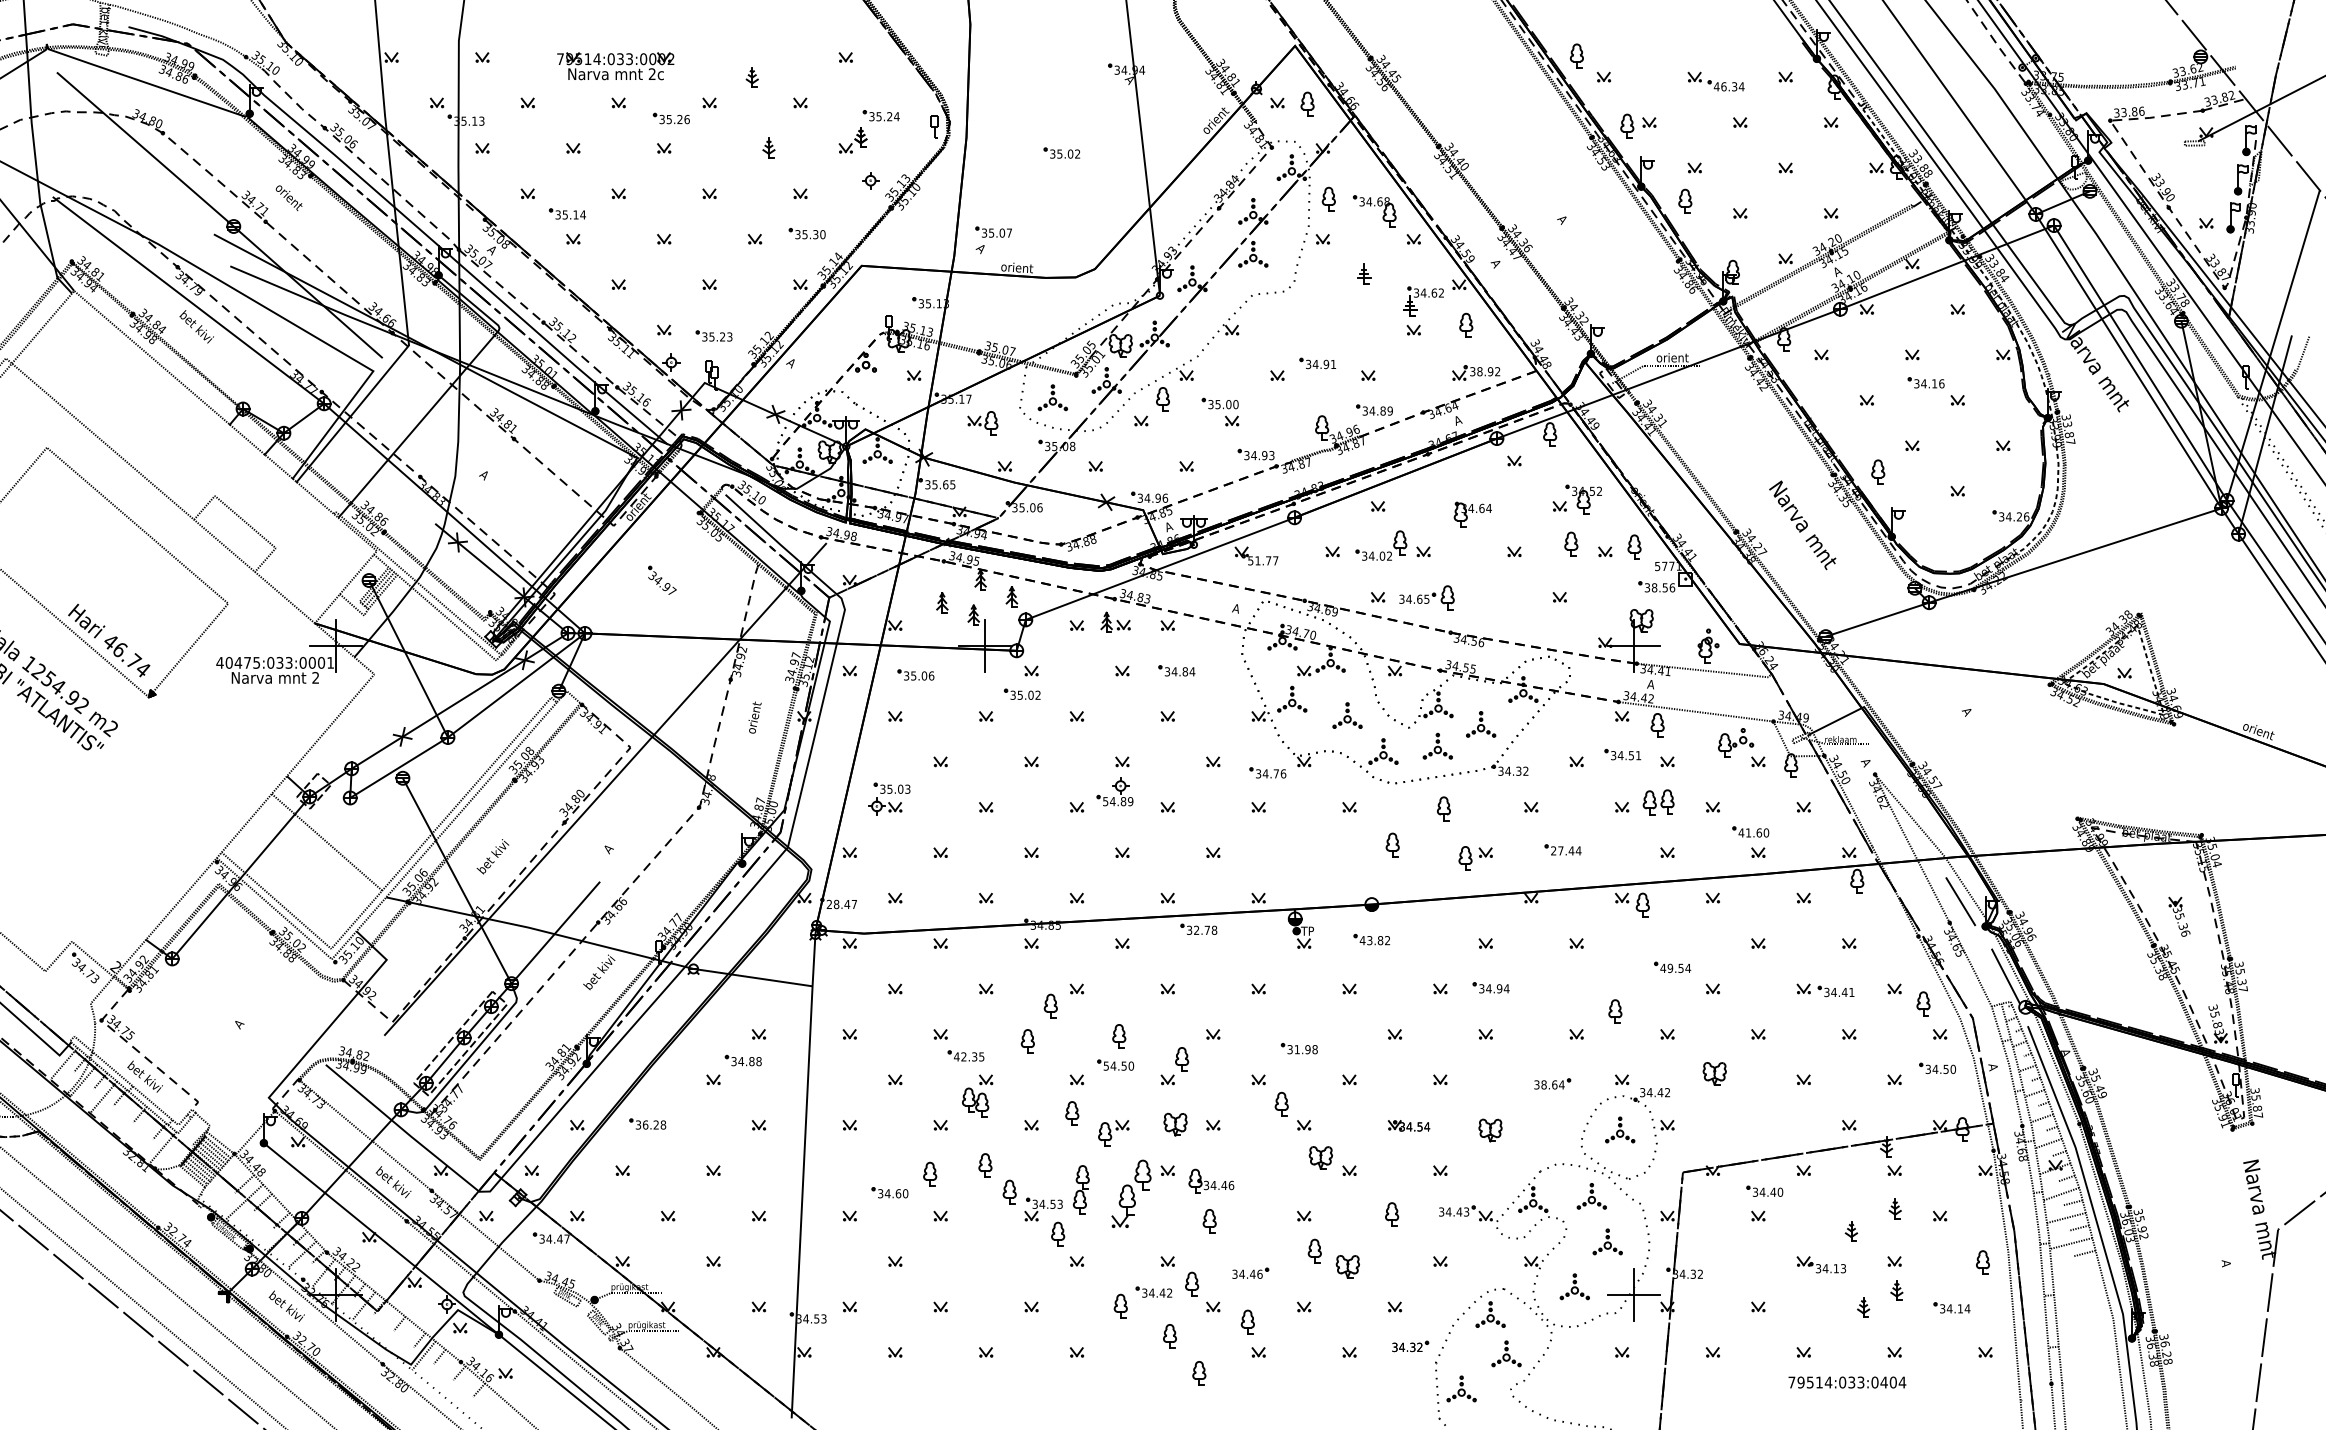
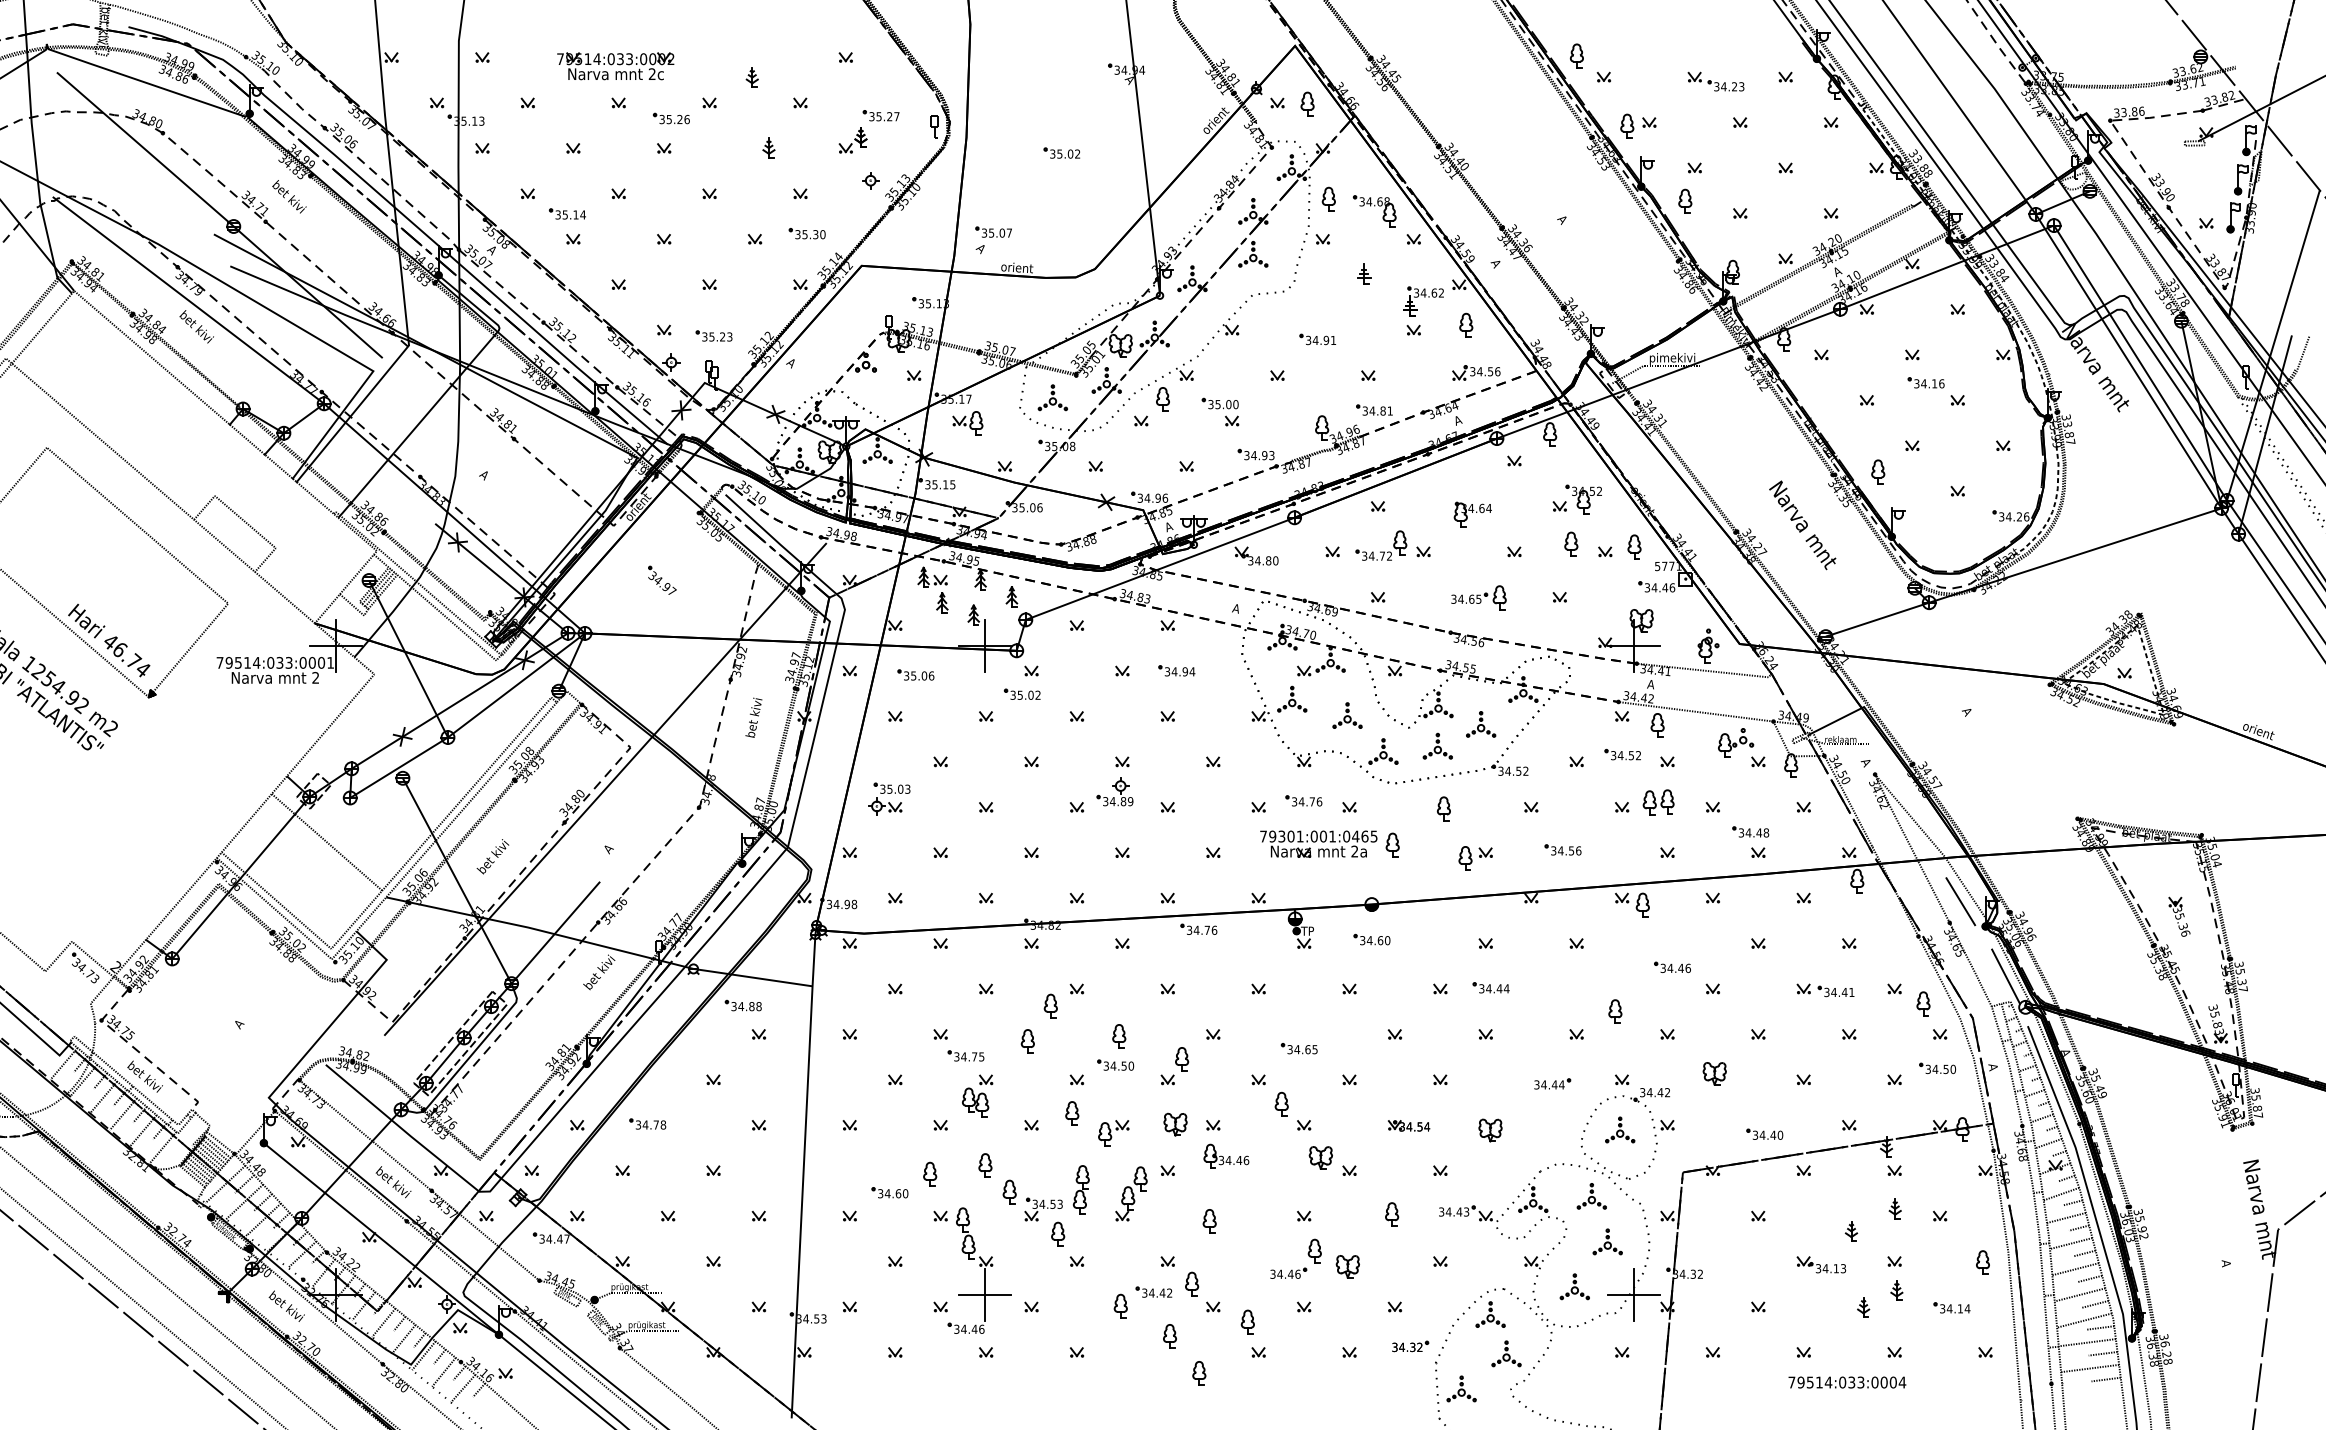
text: 46.34 -> 34.23 (1728, 86)
text: 35.24 -> 35.27 (896, 116)
text: orient -> bet kivi (289, 196)
text: orient -> pimekivi (1672, 358)
part position: (1317, 363) -> (1317, 339) (1317, 339)
text: 38.92 -> 34.56 (1488, 371)
text: 34.89 -> 34.81 (1389, 410)
part position: (982, 423) -> (967, 423) (967, 423)
text: 35.65 -> 35.15 (945, 484)
text: 34.02 -> 34.72 (1382, 555)
text: 51.77 -> 34.80 (1263, 560)
text: 38.56 -> 34.46 (1659, 587)
part position: (1426, 597) -> (1478, 597) (1478, 597)
part position: (1115, 621) -> (932, 576) (932, 576)
text: 40475:033:0001 -> 79514:033:0001 (238, 662)
text: 34.84 -> 34.94 (1185, 671)
text: orient -> bet kivi (753, 717)
text: 34.51 -> 34.52 (1637, 755)
text: 34.32 -> 34.52 (1518, 770)
part position: (1267, 772) -> (1303, 800) (1303, 800)
text: 54.89 -> 34.89 (1105, 801)
text: 41.60 -> 34.48 (1753, 832)
part: none -> present (1318, 843)
text: 27.44 -> 34.56 (1566, 850)
text: 28.47 -> 34.98 (841, 904)
text: 34.85 -> 34.82 (1057, 924)
text: 32.78 -> 34.76 (1205, 929)
text: 43.82 -> 34.60 (1374, 940)
text: 49.54 -> 34.46 (1675, 968)
text: 34.94 -> 34.44 (1499, 988)
text: 31.98 -> 34.65 (1305, 1049)
text: 42.35 -> 34.75 (965, 1056)
part position: (742, 1060) -> (742, 1005) (742, 1005)
text: 54.50 -> 34.50 (1106, 1065)
text: 38.64 -> 34.44 (1549, 1084)
line: none -> present (122, 1114)
text: 36.28 -> 34.78 (650, 1124)
line: none -> present (142, 1130)
part position: (1211, 1180) -> (1226, 1155) (1226, 1155)
line: none -> present (225, 1184)
part position: (1764, 1190) -> (1764, 1133) (1764, 1133)
part size: 41x69 px -> 33x56 px (1131, 1193)
line: none -> present (263, 1219)
line: none -> present (2075, 1269)
part: none -> present (979, 1270)
part position: (1250, 1272) -> (1288, 1272) (1288, 1272)
line: none -> present (2089, 1278)
line: none -> present (2079, 1294)
line: none -> present (2095, 1303)
line: none -> present (2084, 1320)
line: none -> present (383, 1322)
line: none -> present (2099, 1327)
line: none -> present (403, 1338)
line: none -> present (2086, 1342)
line: none -> present (2102, 1353)
line: none -> present (2090, 1368)
line: none -> present (443, 1371)
line: none -> present (2105, 1379)
text: 79514:033:0404 -> 79514:033:0004 (1883, 1382)
line: none -> present (463, 1388)
